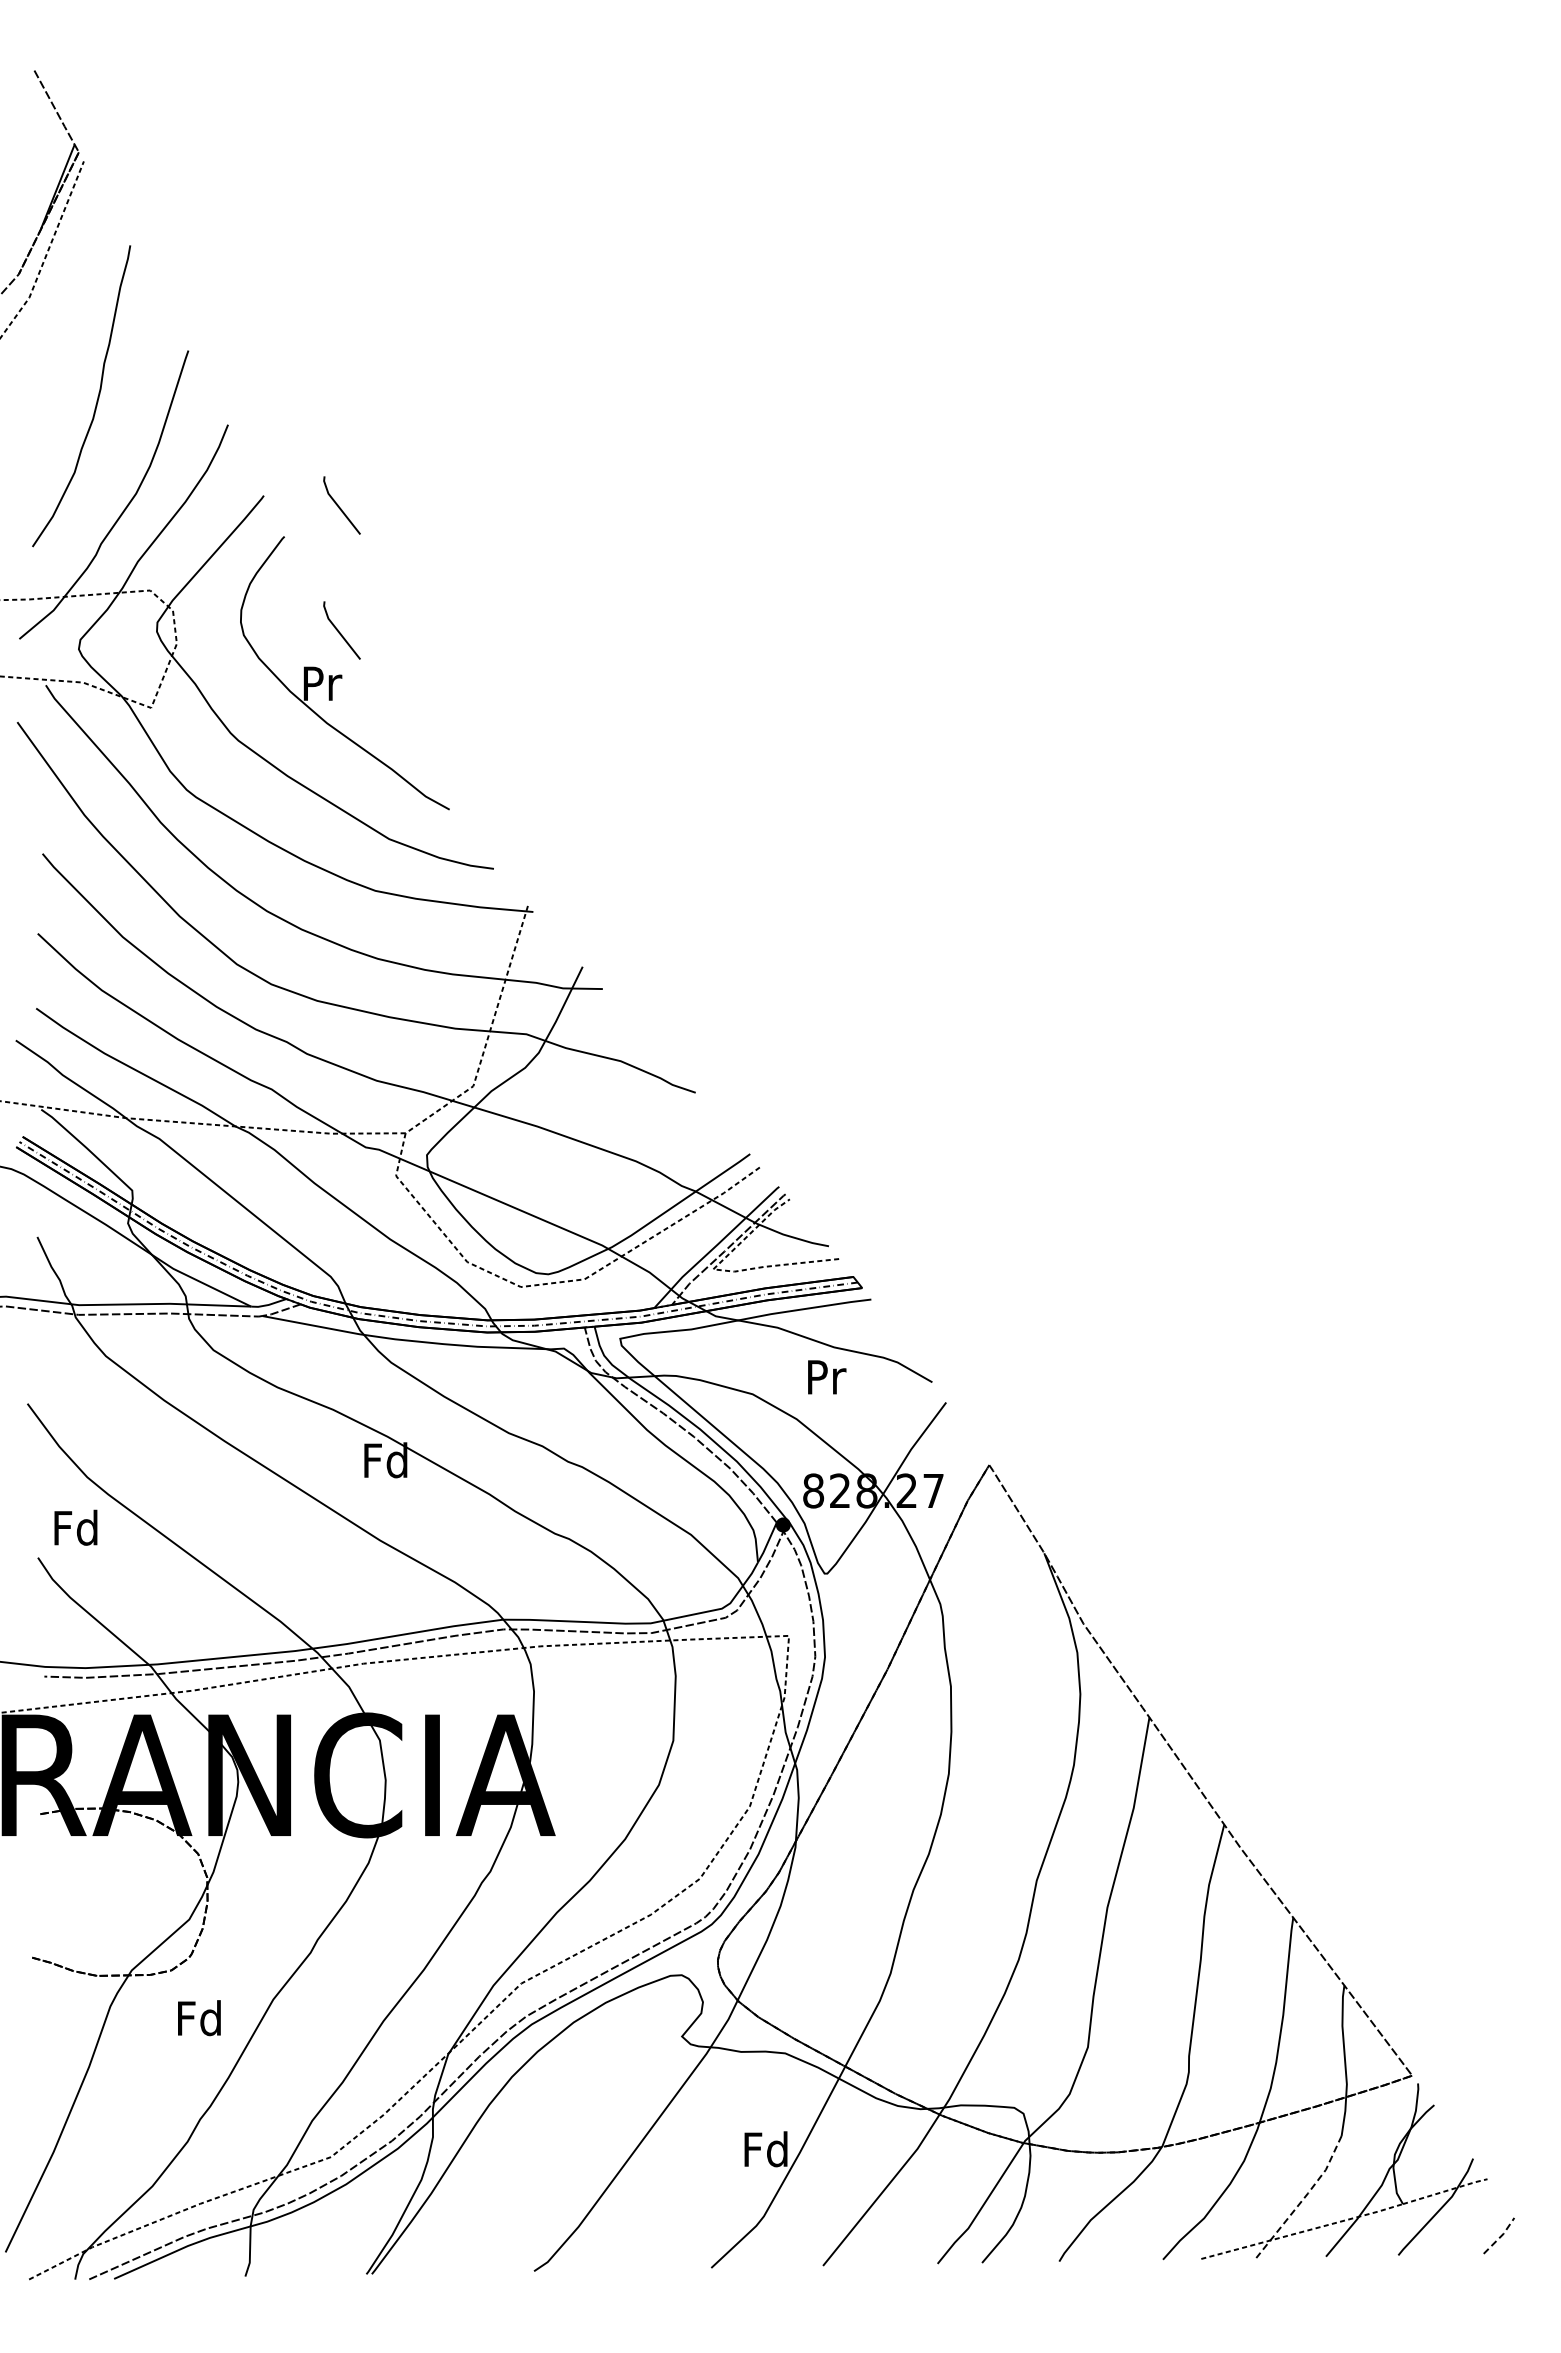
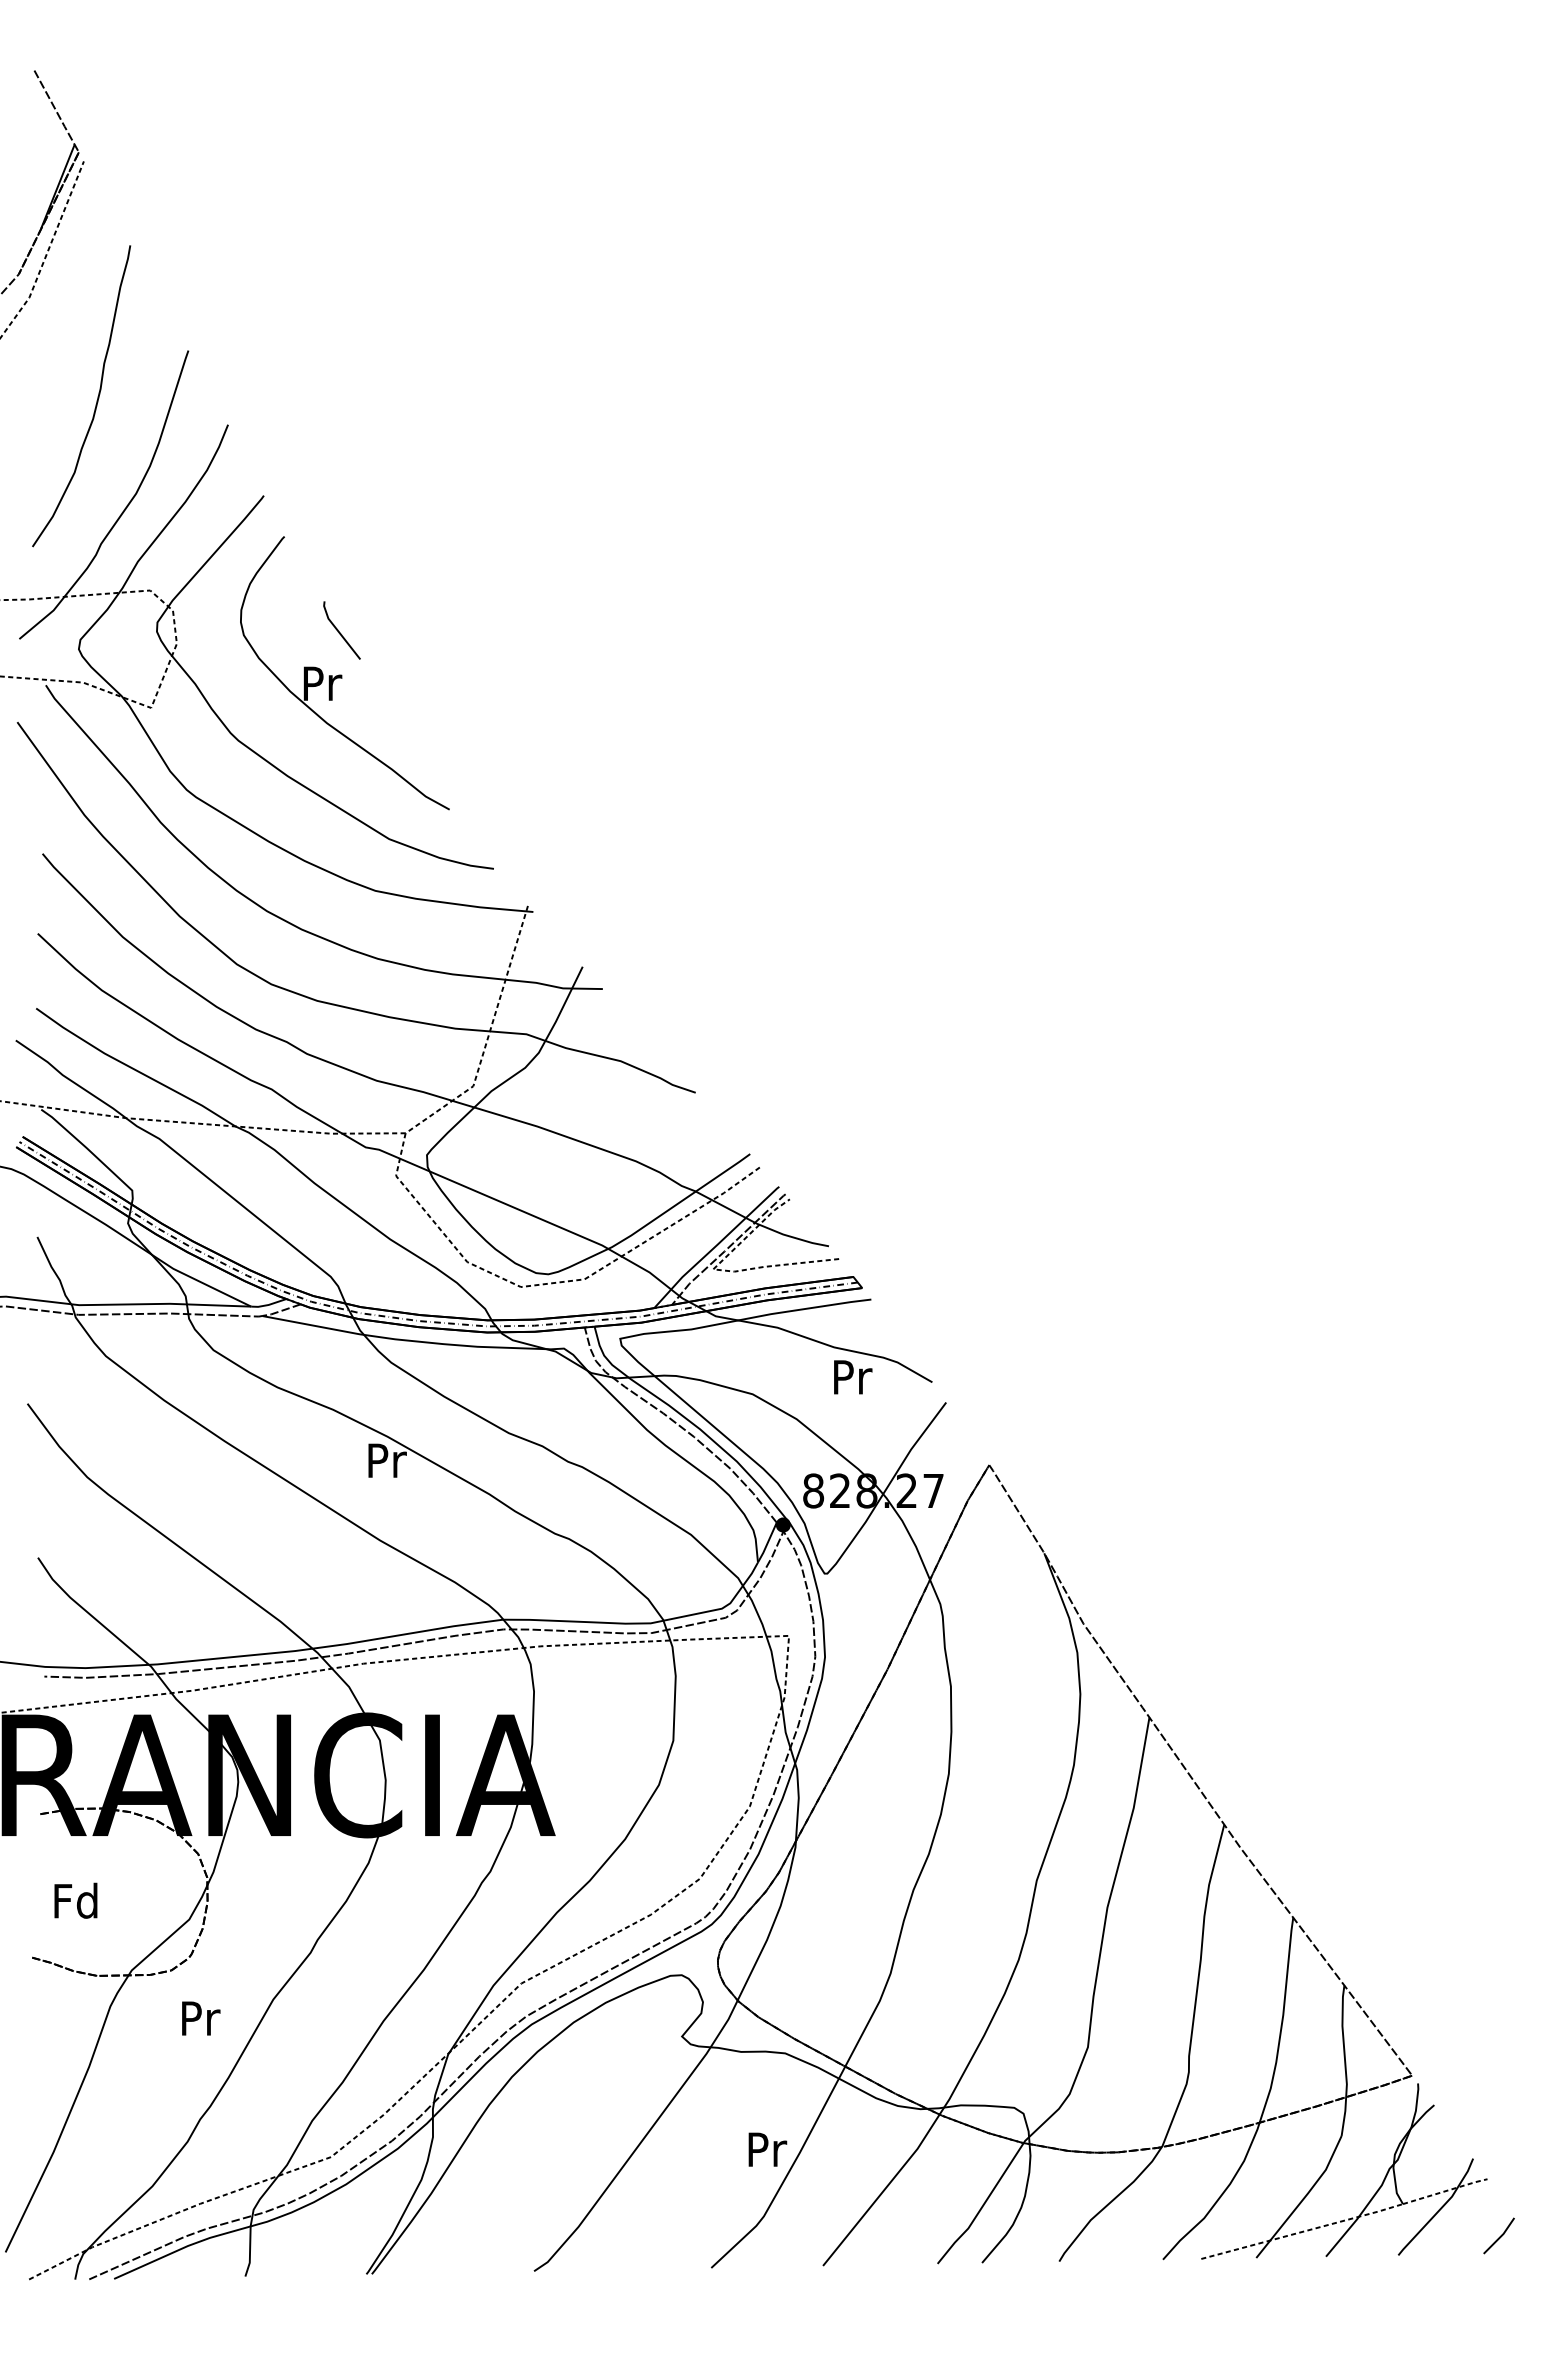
line: present -> none (339, 506)
text position: (827, 1377) -> (853, 1377) (853, 1377)
text: Fd -> Pr (385, 1460)
text position: (75, 1527) -> (75, 1900) (75, 1900)
text: Fd -> Pr (199, 2018)
text: Fd -> Pr (765, 2149)
line: dashed -> solid (1303, 2198)
line: dashed -> solid (1500, 2236)
